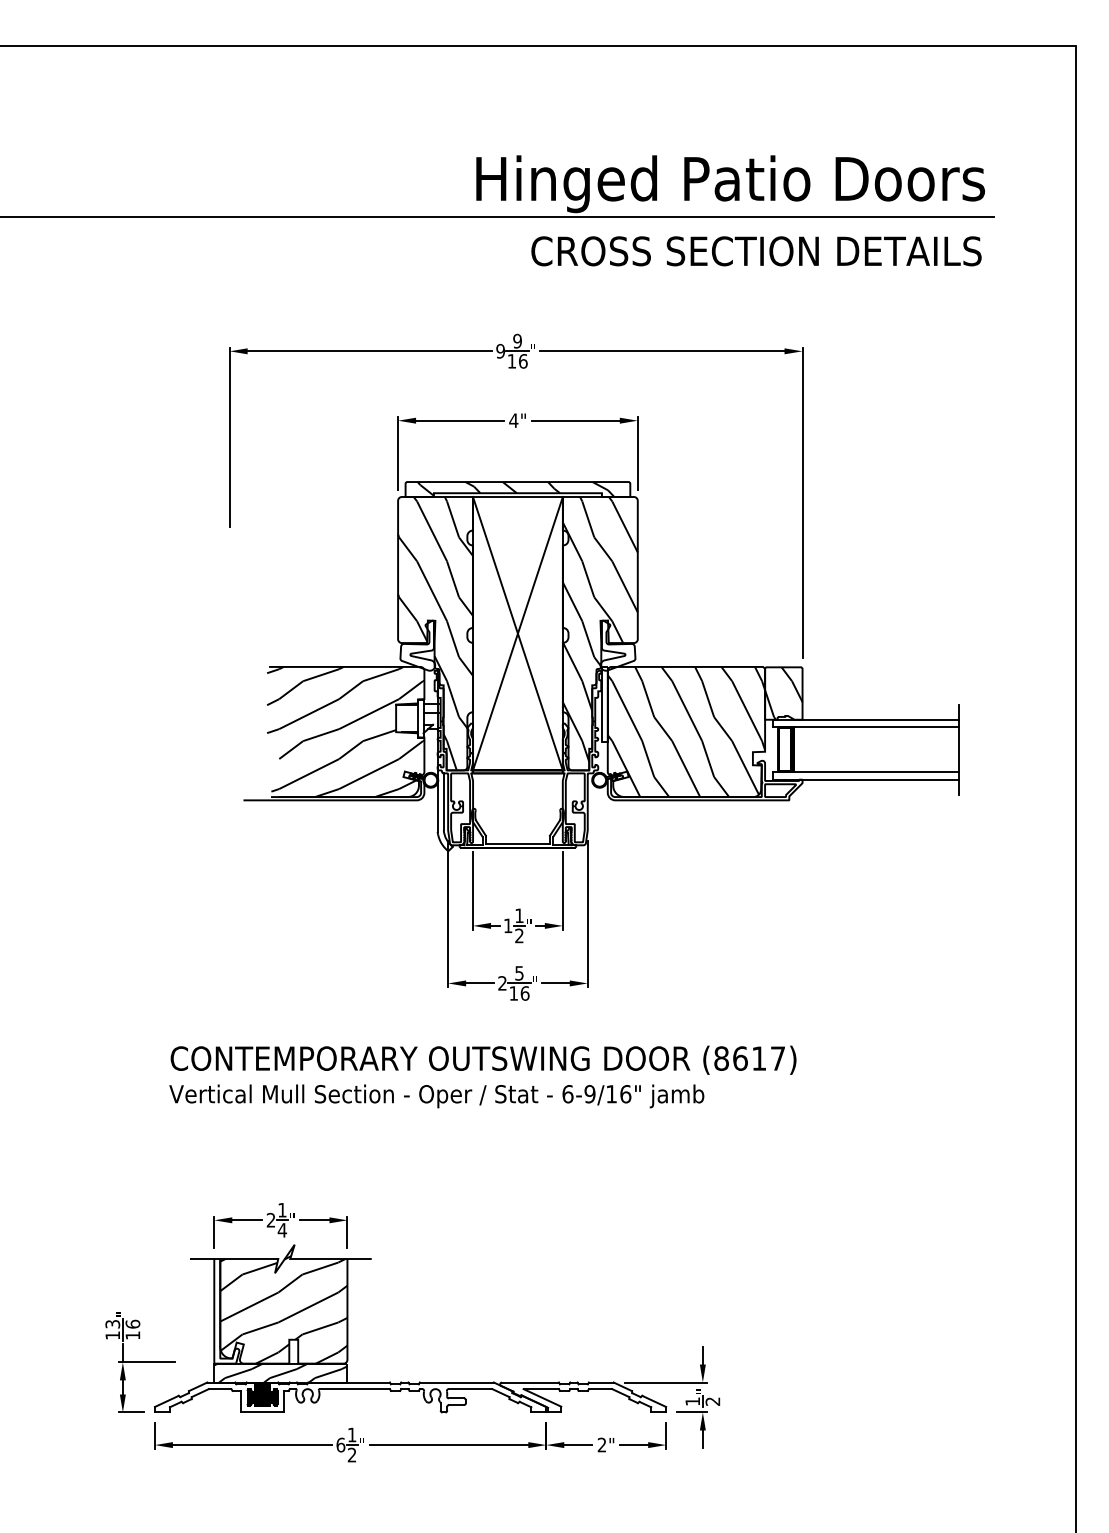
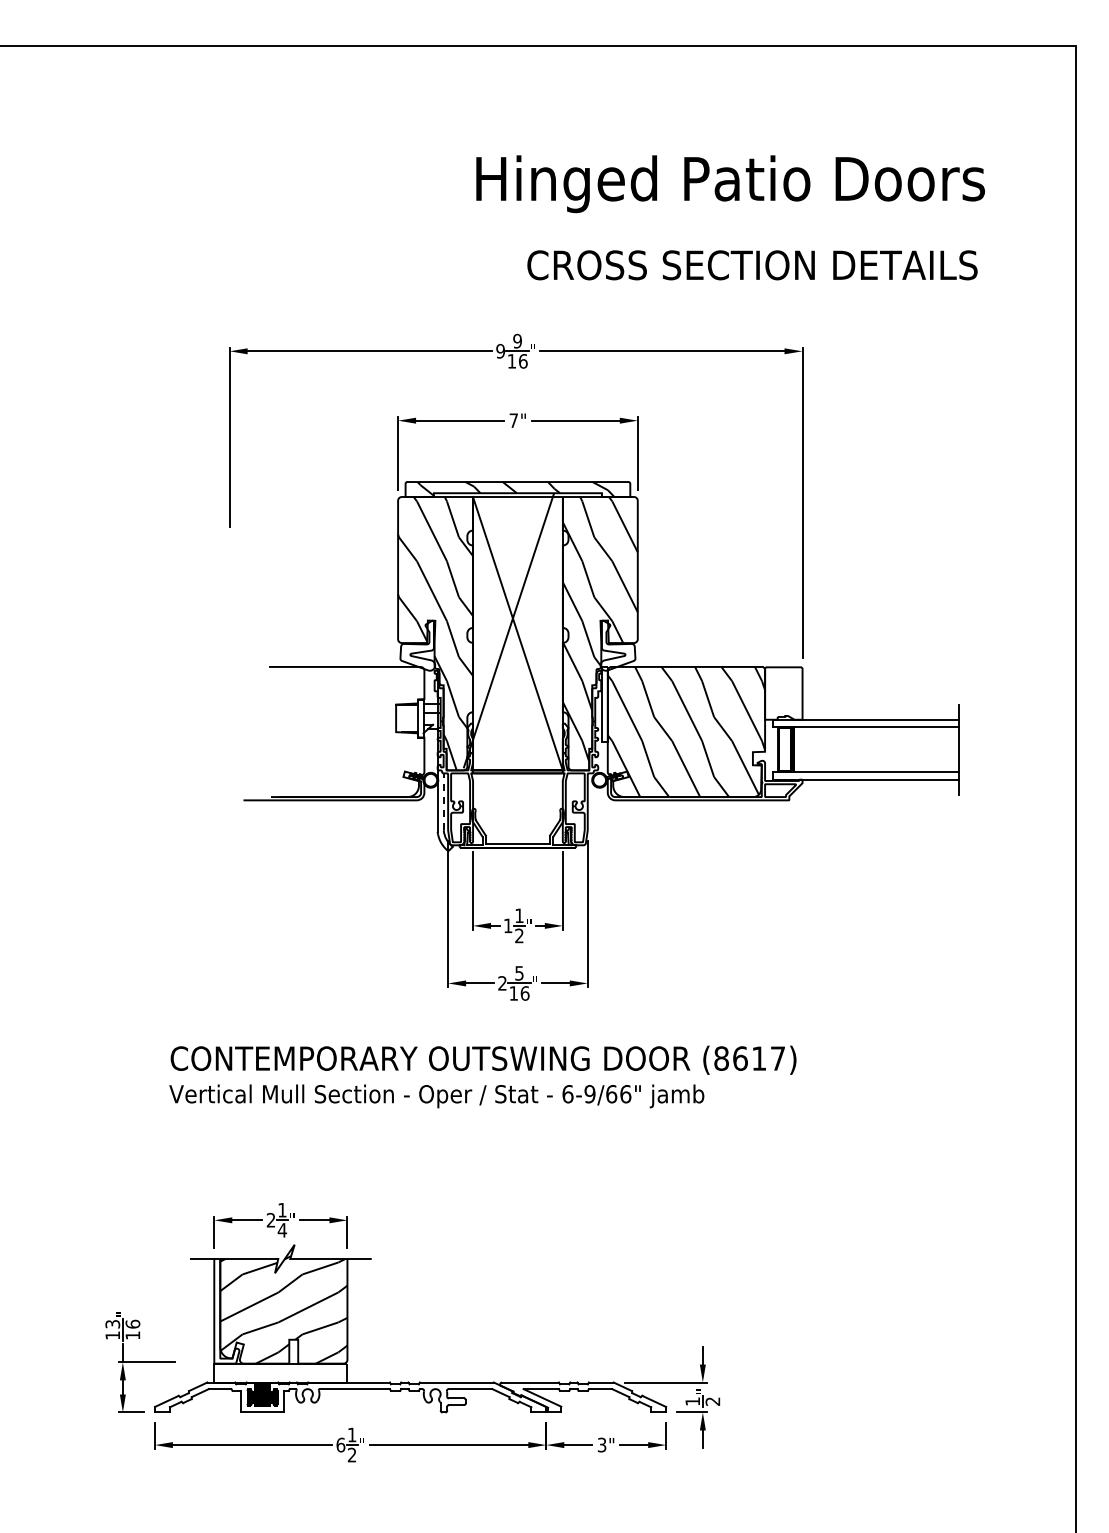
line: present -> none (497, 216)
text position: (756, 251) -> (752, 265) (752, 265)
text: 4" -> 7" (513, 420)
line position: (517, 633) -> (508, 630) (508, 630)
hatch: present -> none (783, 693)
hatch: present -> none (345, 731)
line: solid -> dashed (443, 801)
text: 6-9/16" -> 6-9/66" (611, 1094)
hatch: present -> none (280, 1372)
text: 2" -> 3" (601, 1445)
